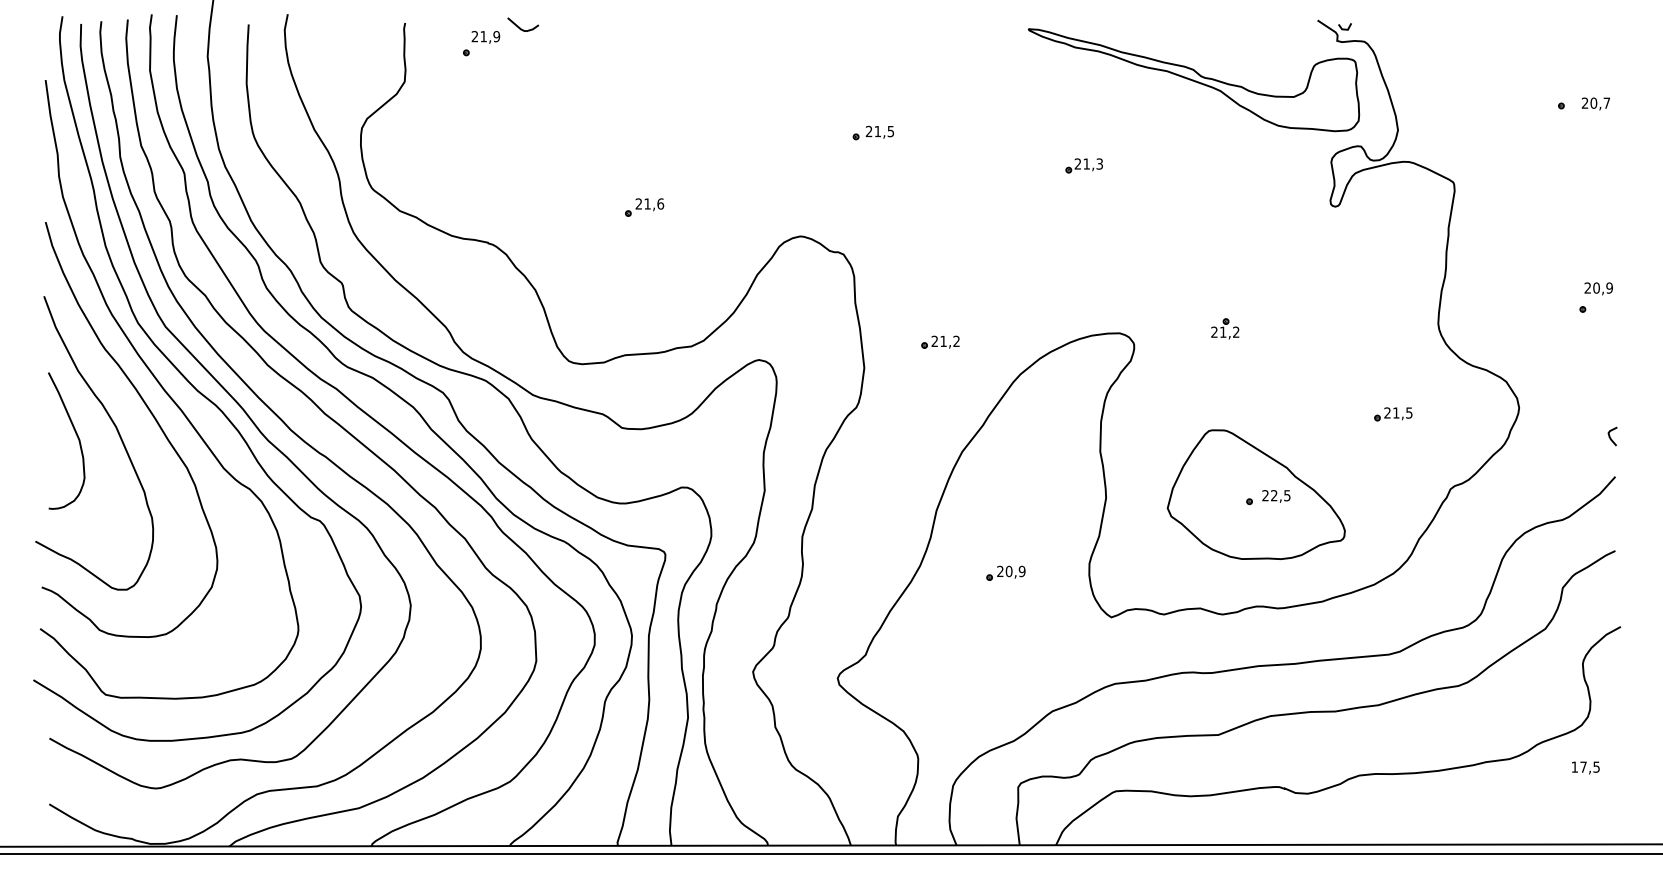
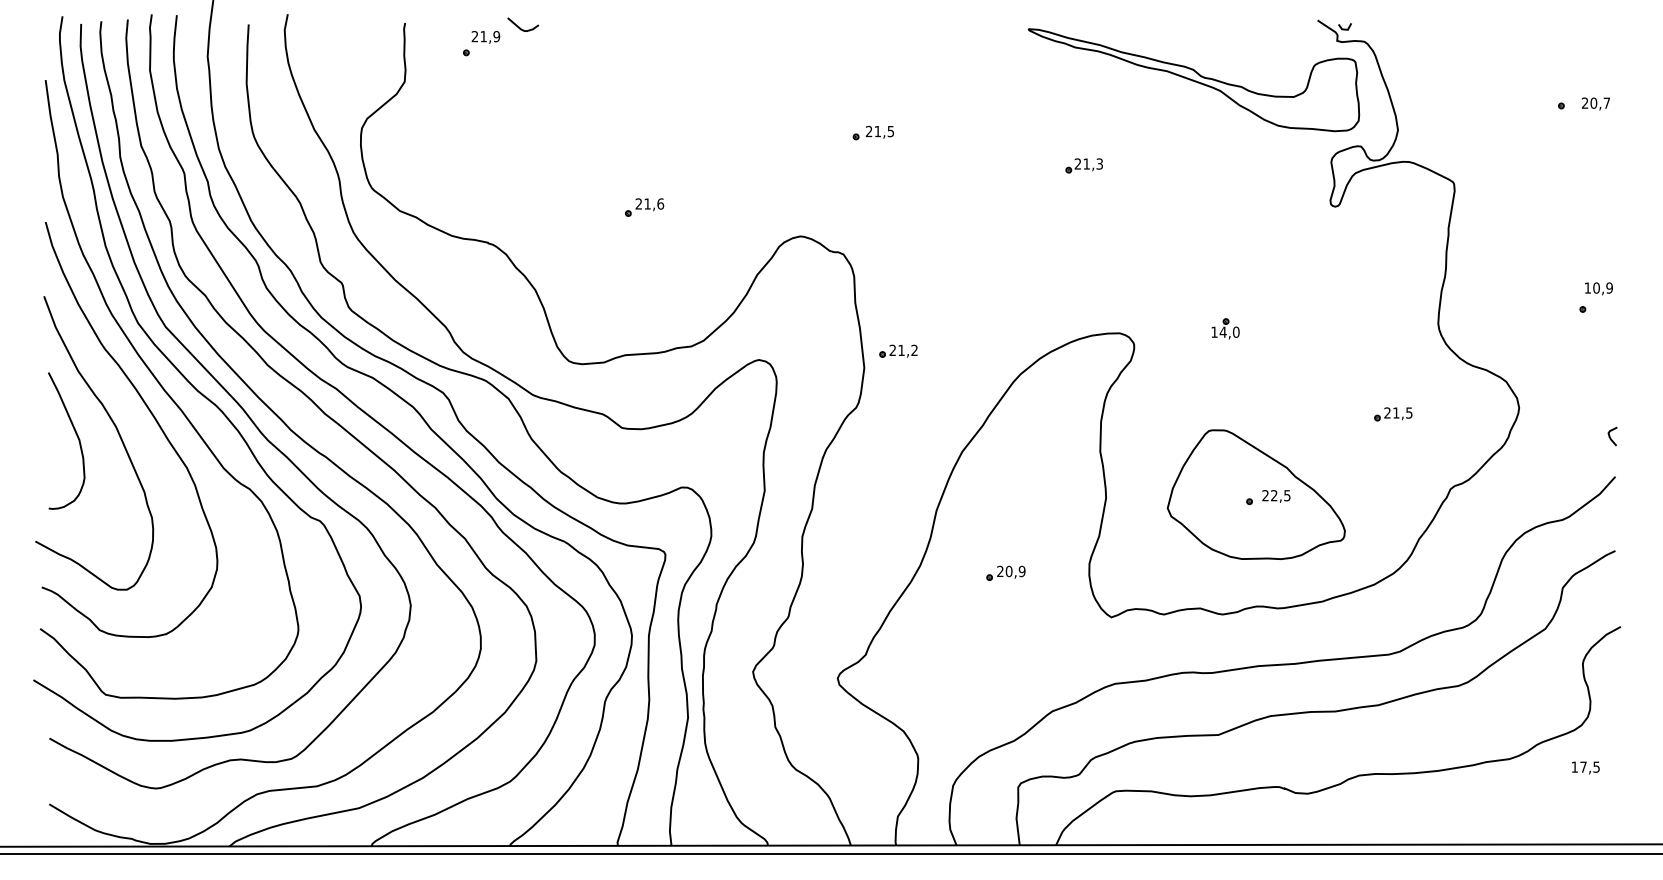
text: 20,9 -> 10,9 (1587, 287)
text: 21,2 -> 14,0 (1225, 331)
part position: (940, 341) -> (898, 350) (898, 350)
